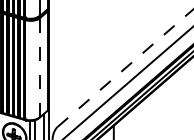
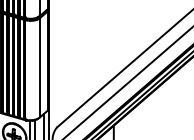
line: dashed -> solid (39, 67)
line: dashed -> solid (126, 67)
